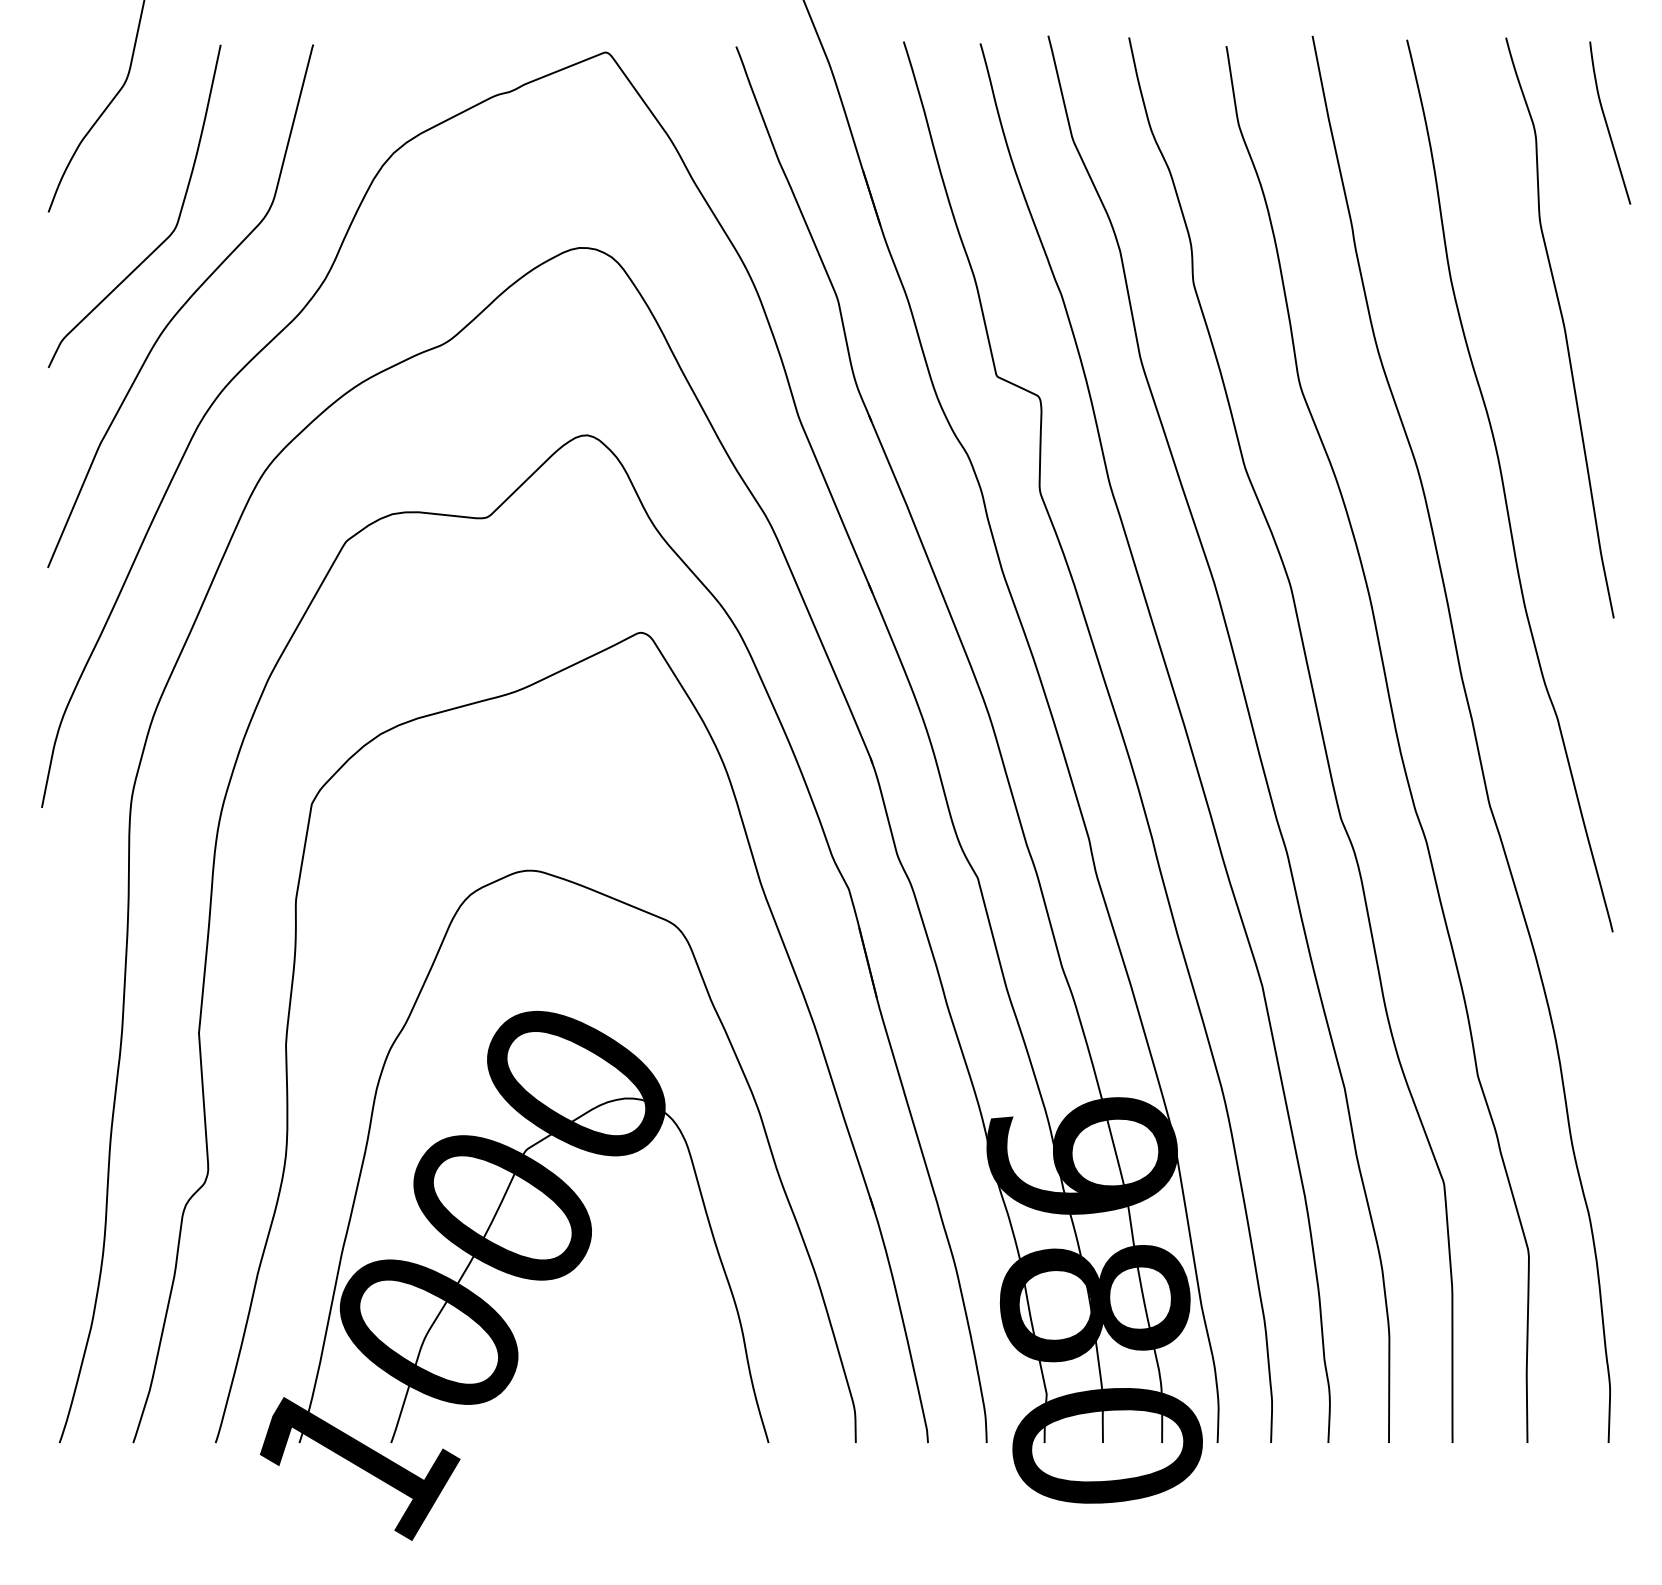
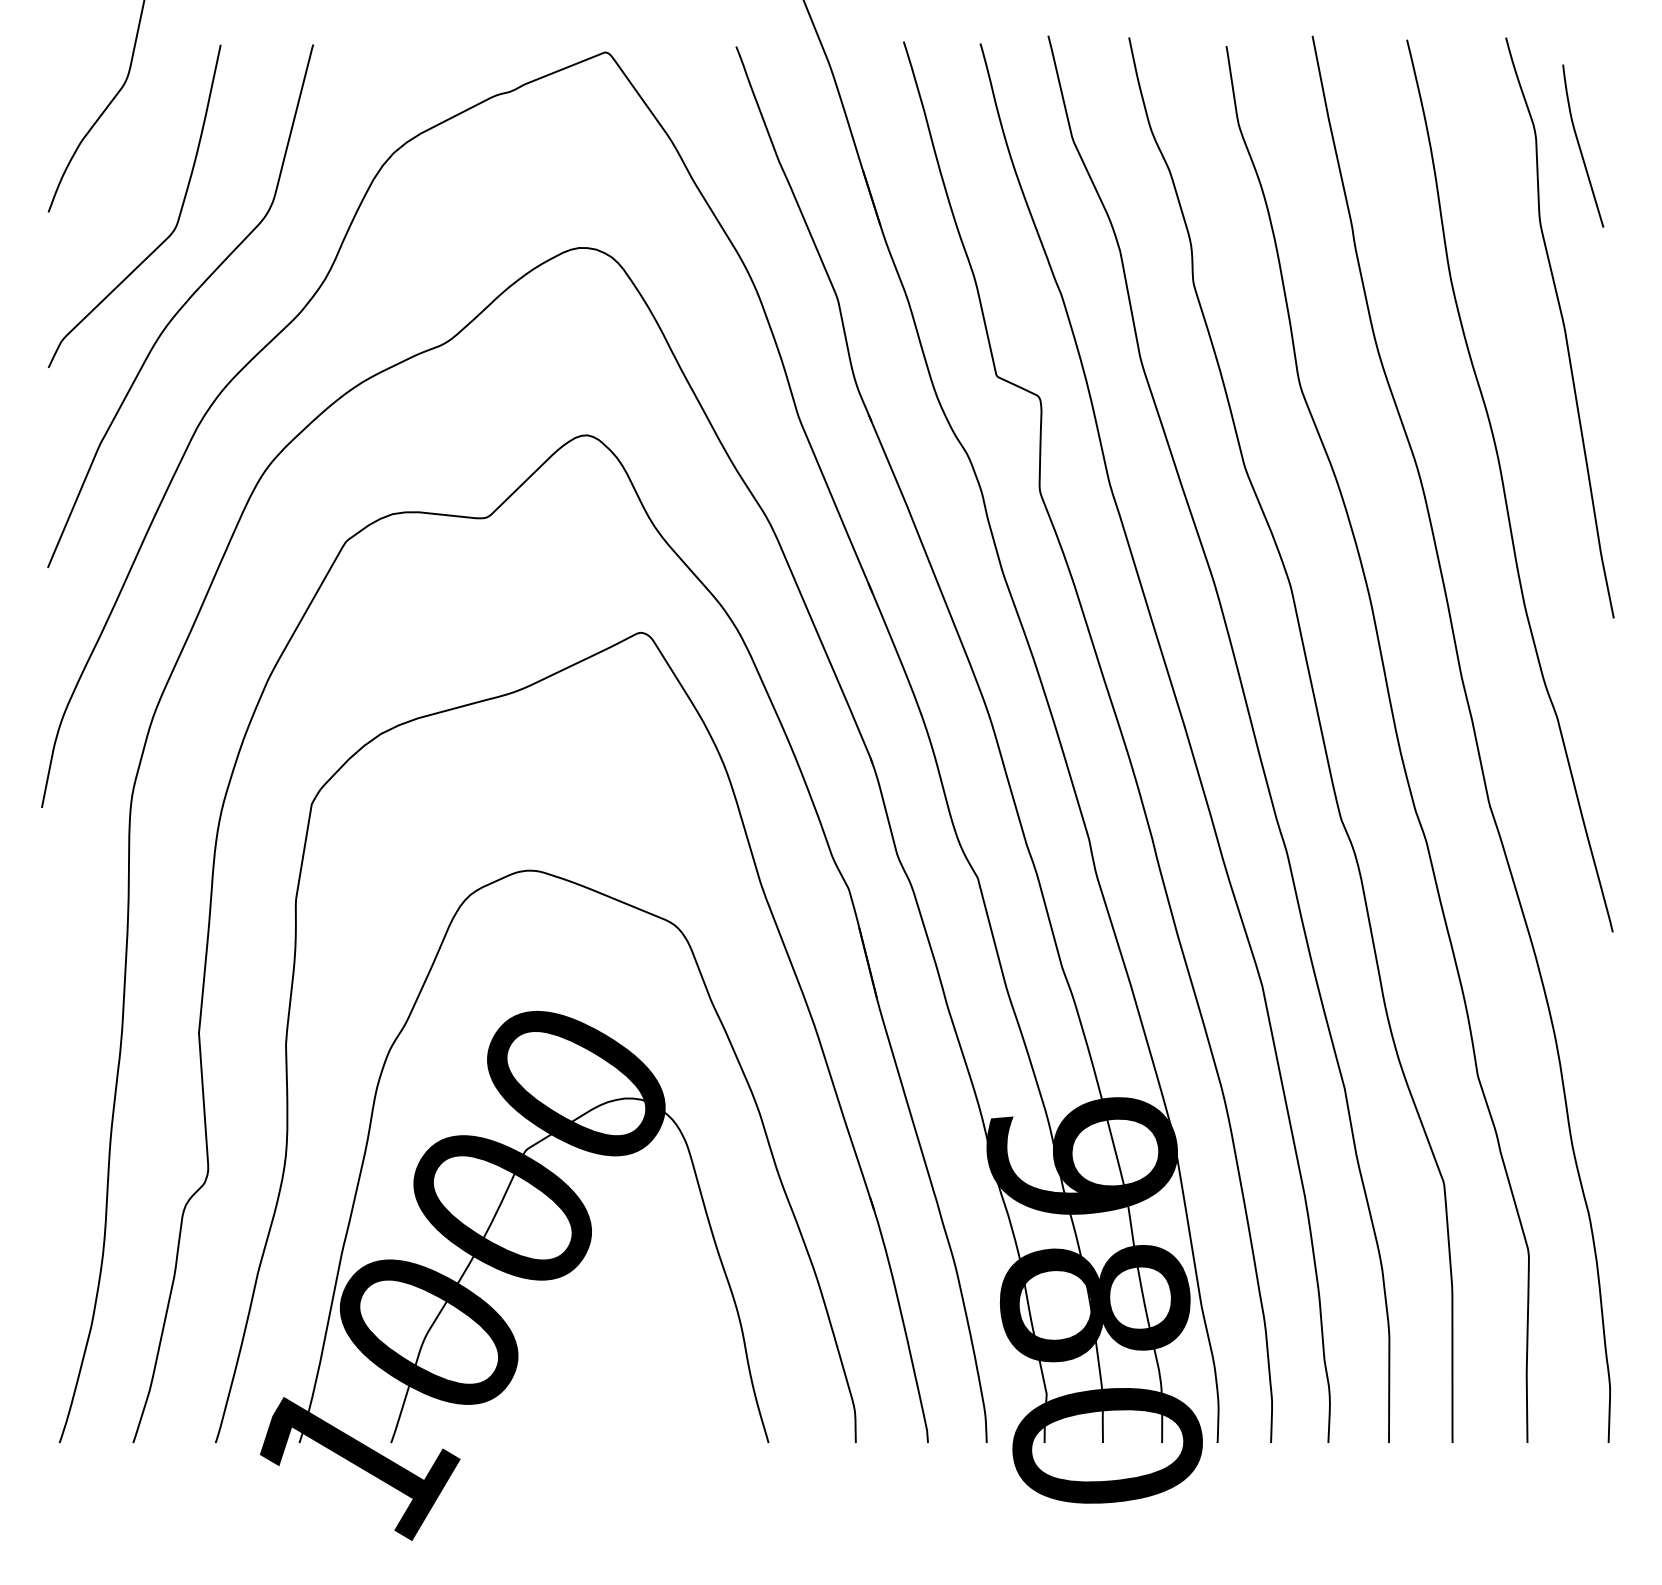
curve position: (1607, 123) -> (1580, 146) (1580, 146)
